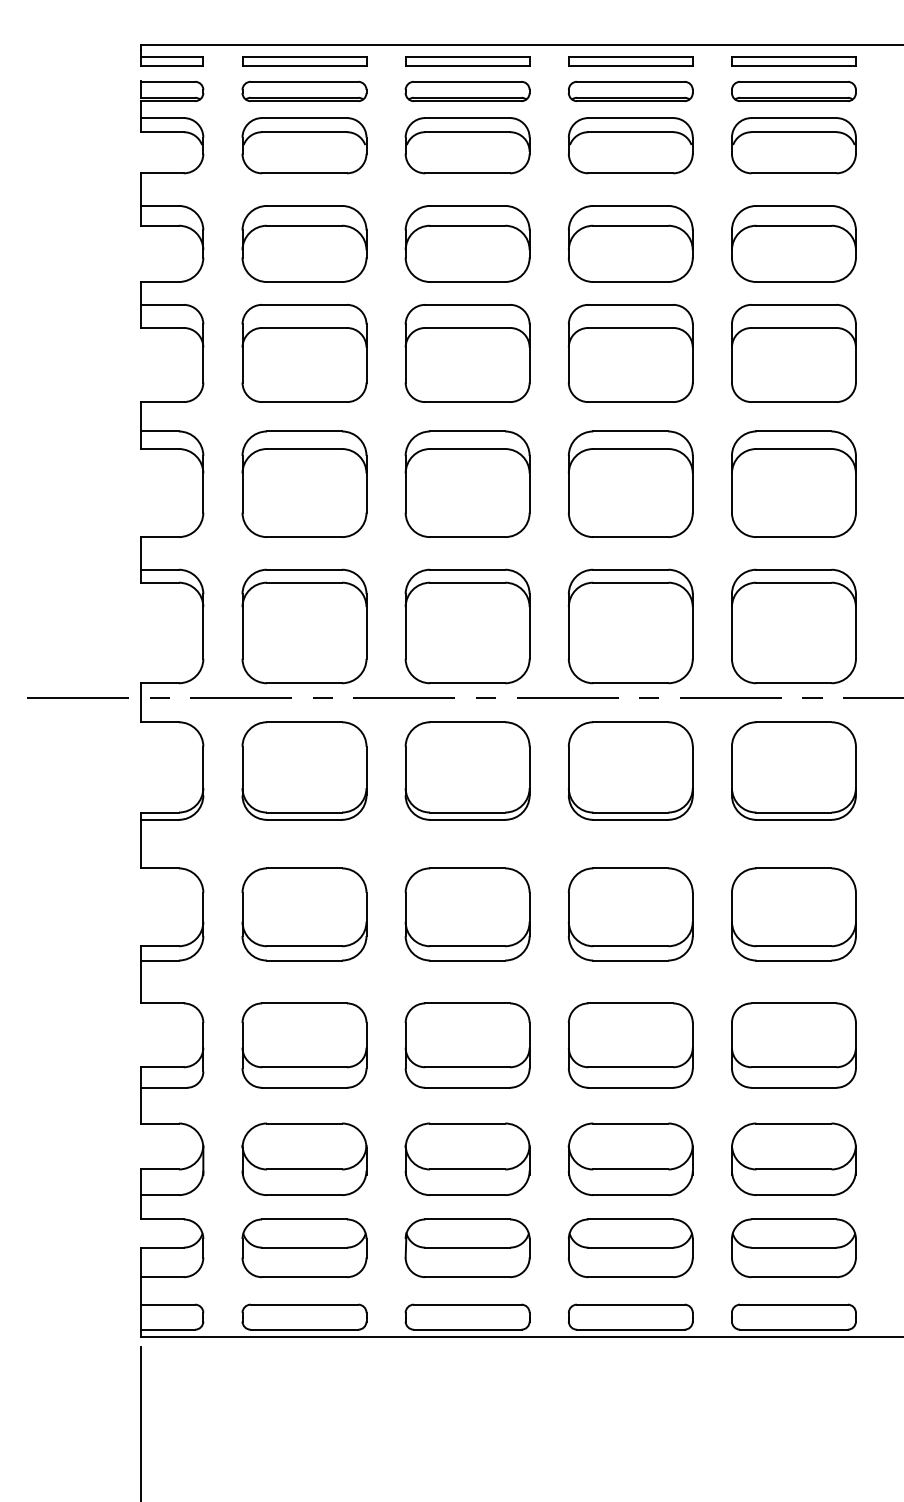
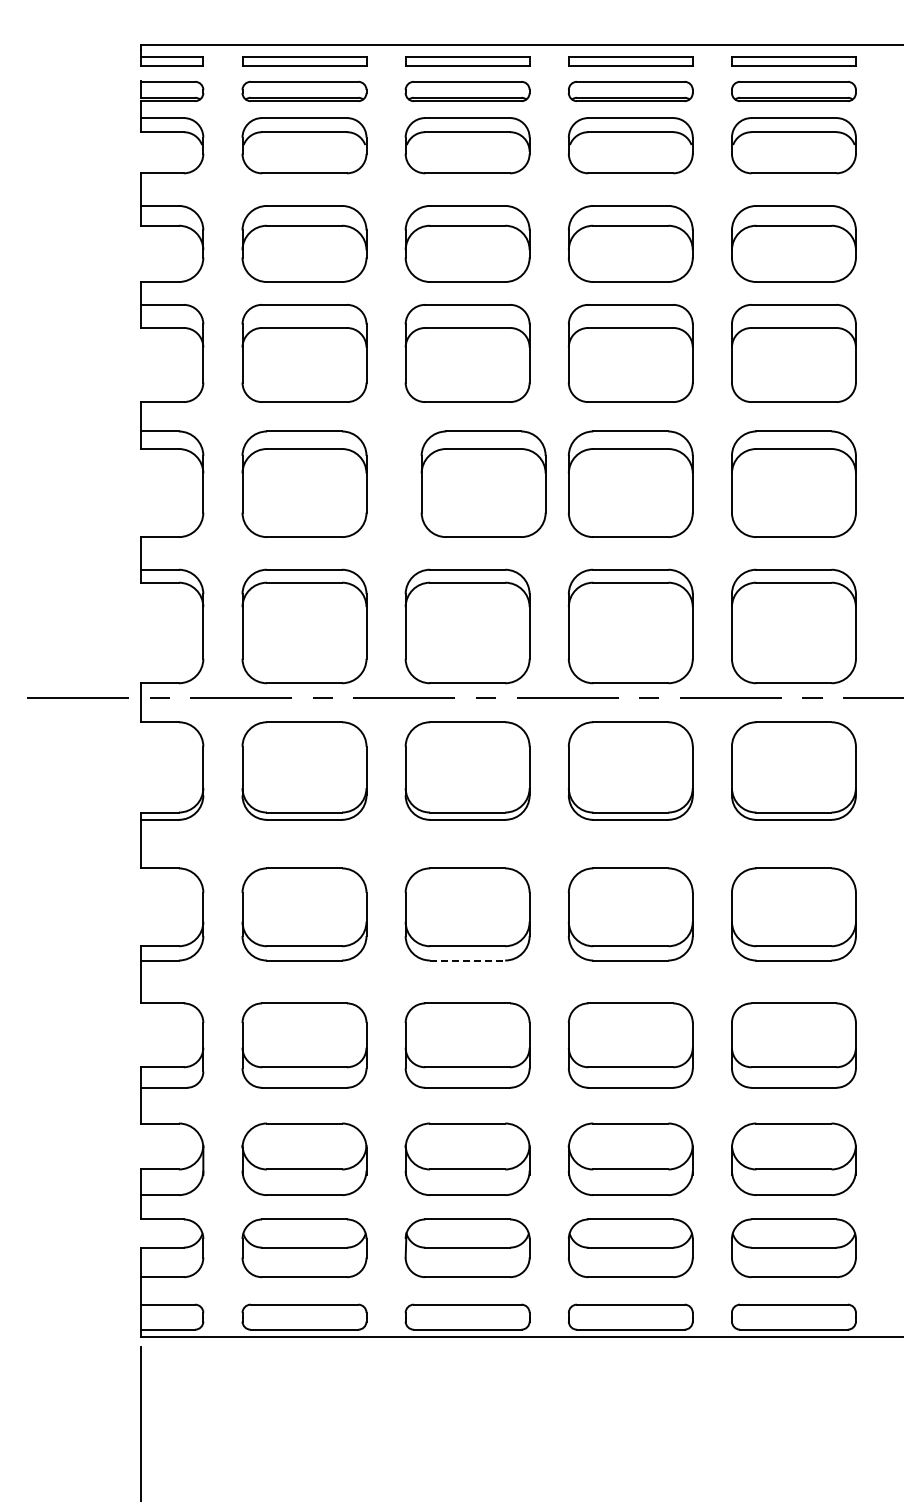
part position: (467, 483) -> (483, 483) (483, 483)
line: solid -> dashed (467, 960)
